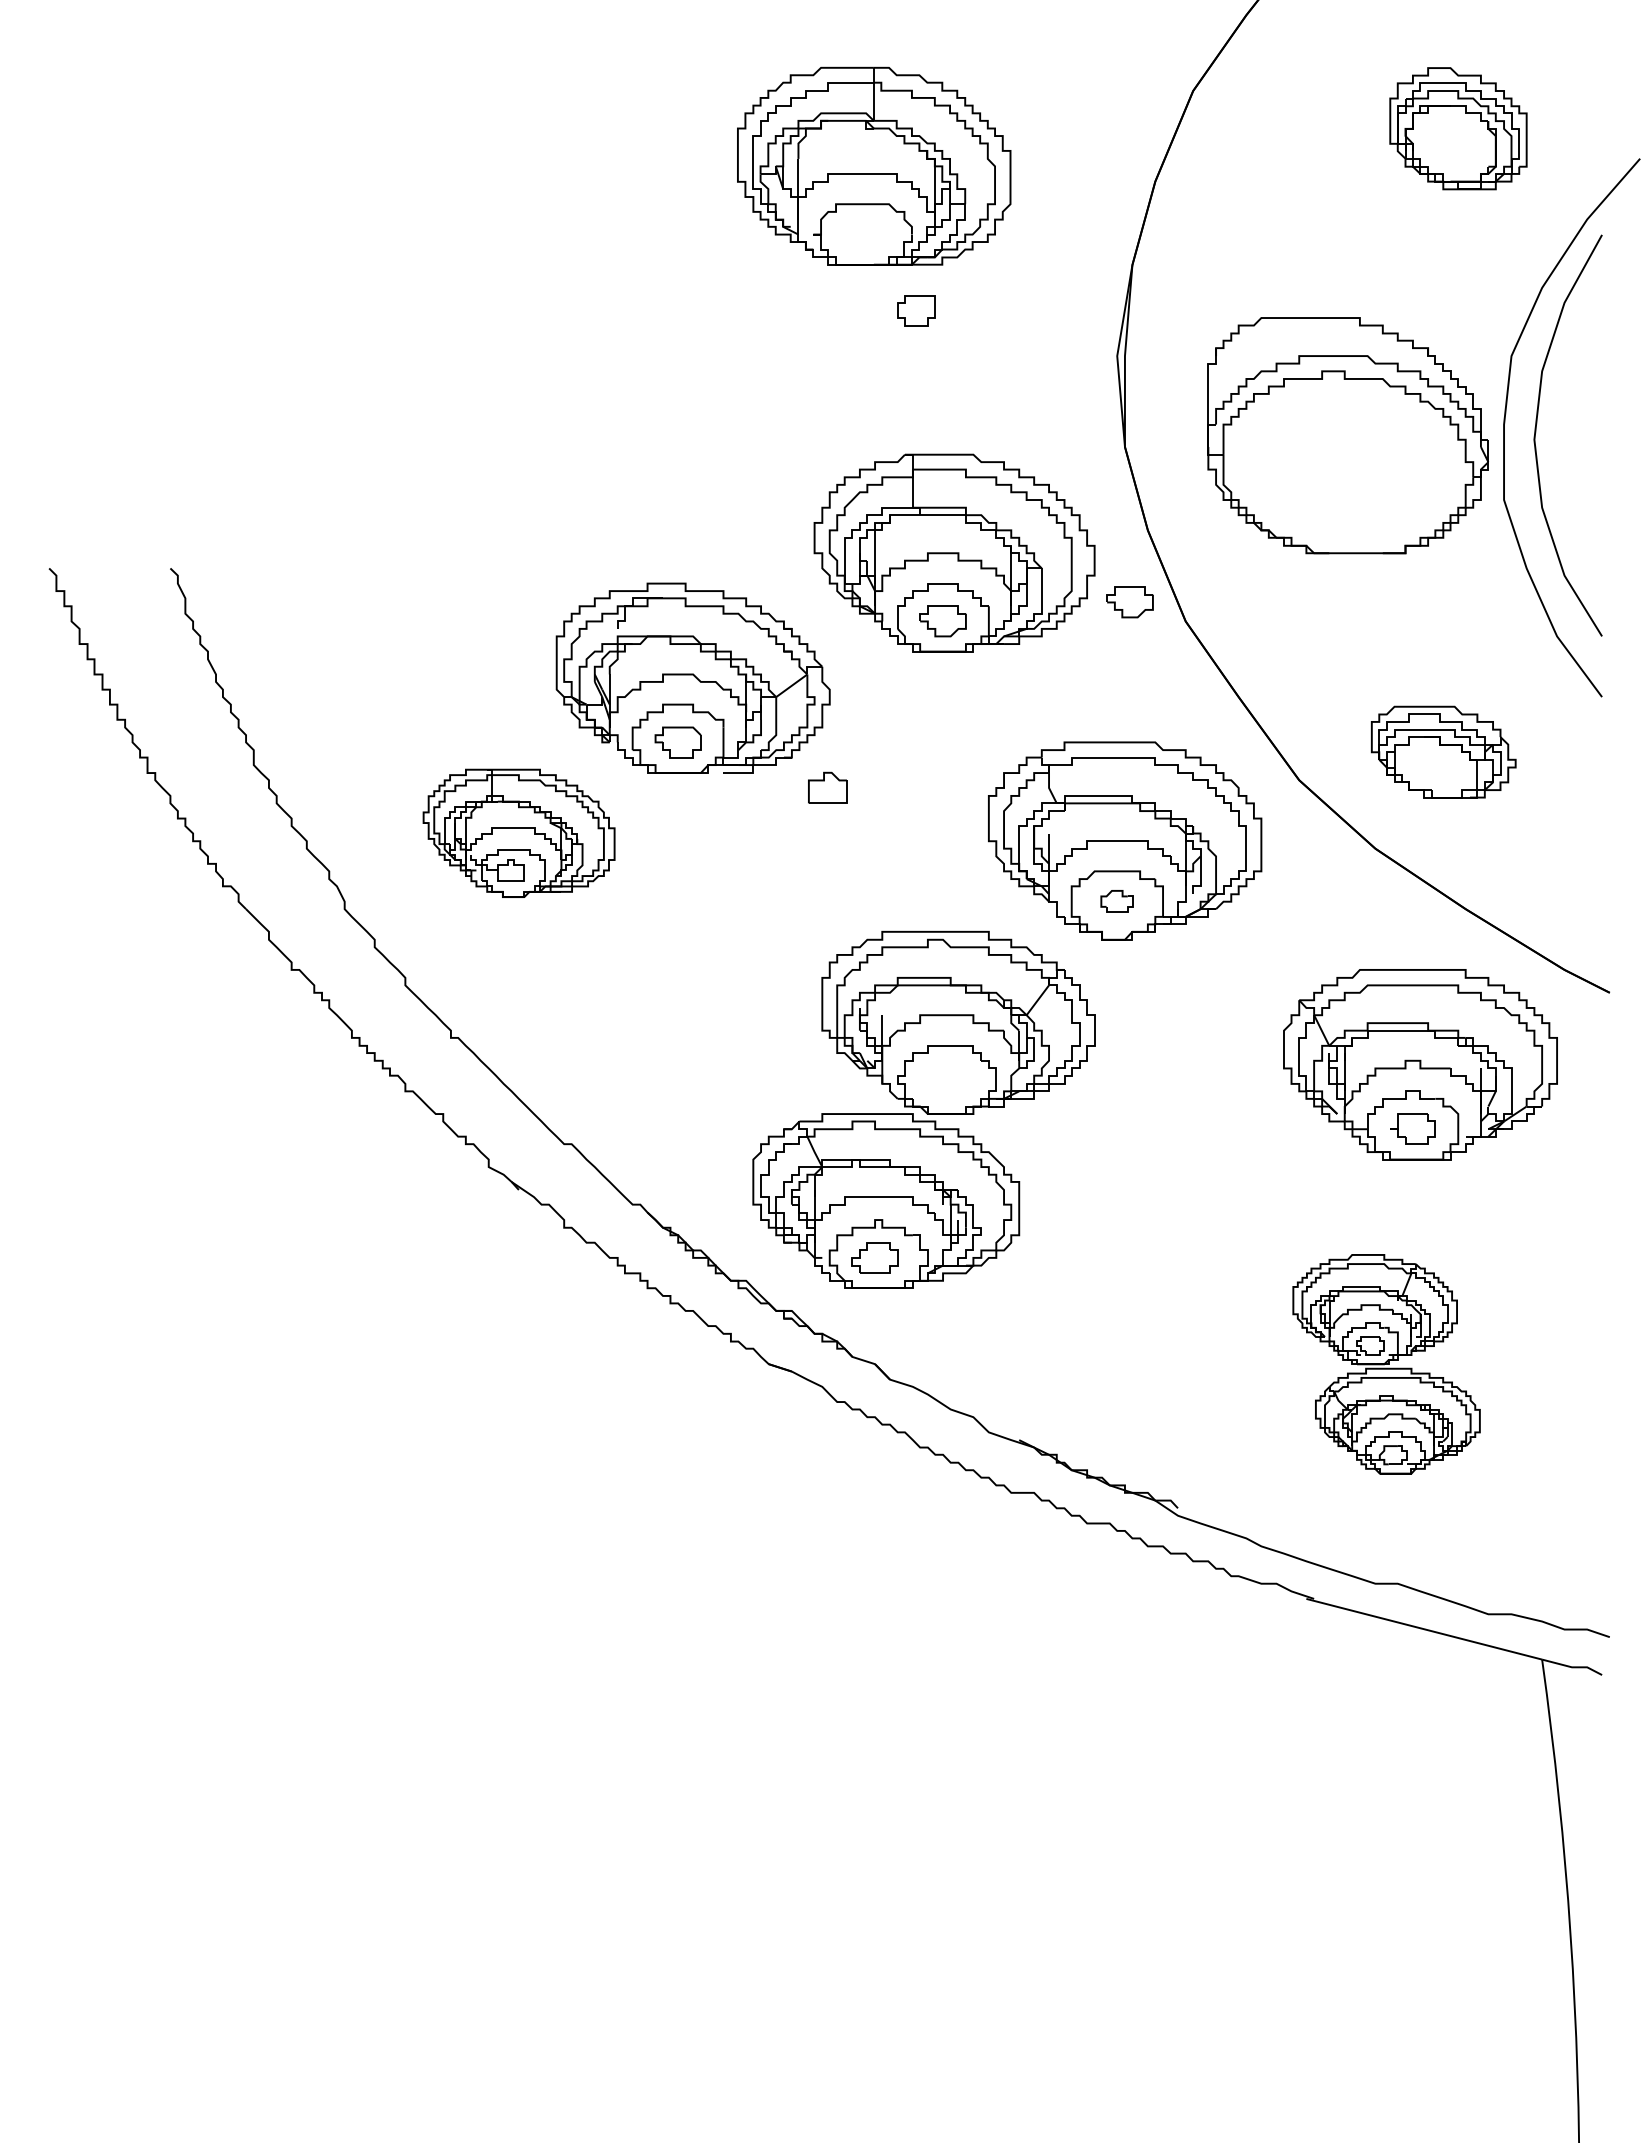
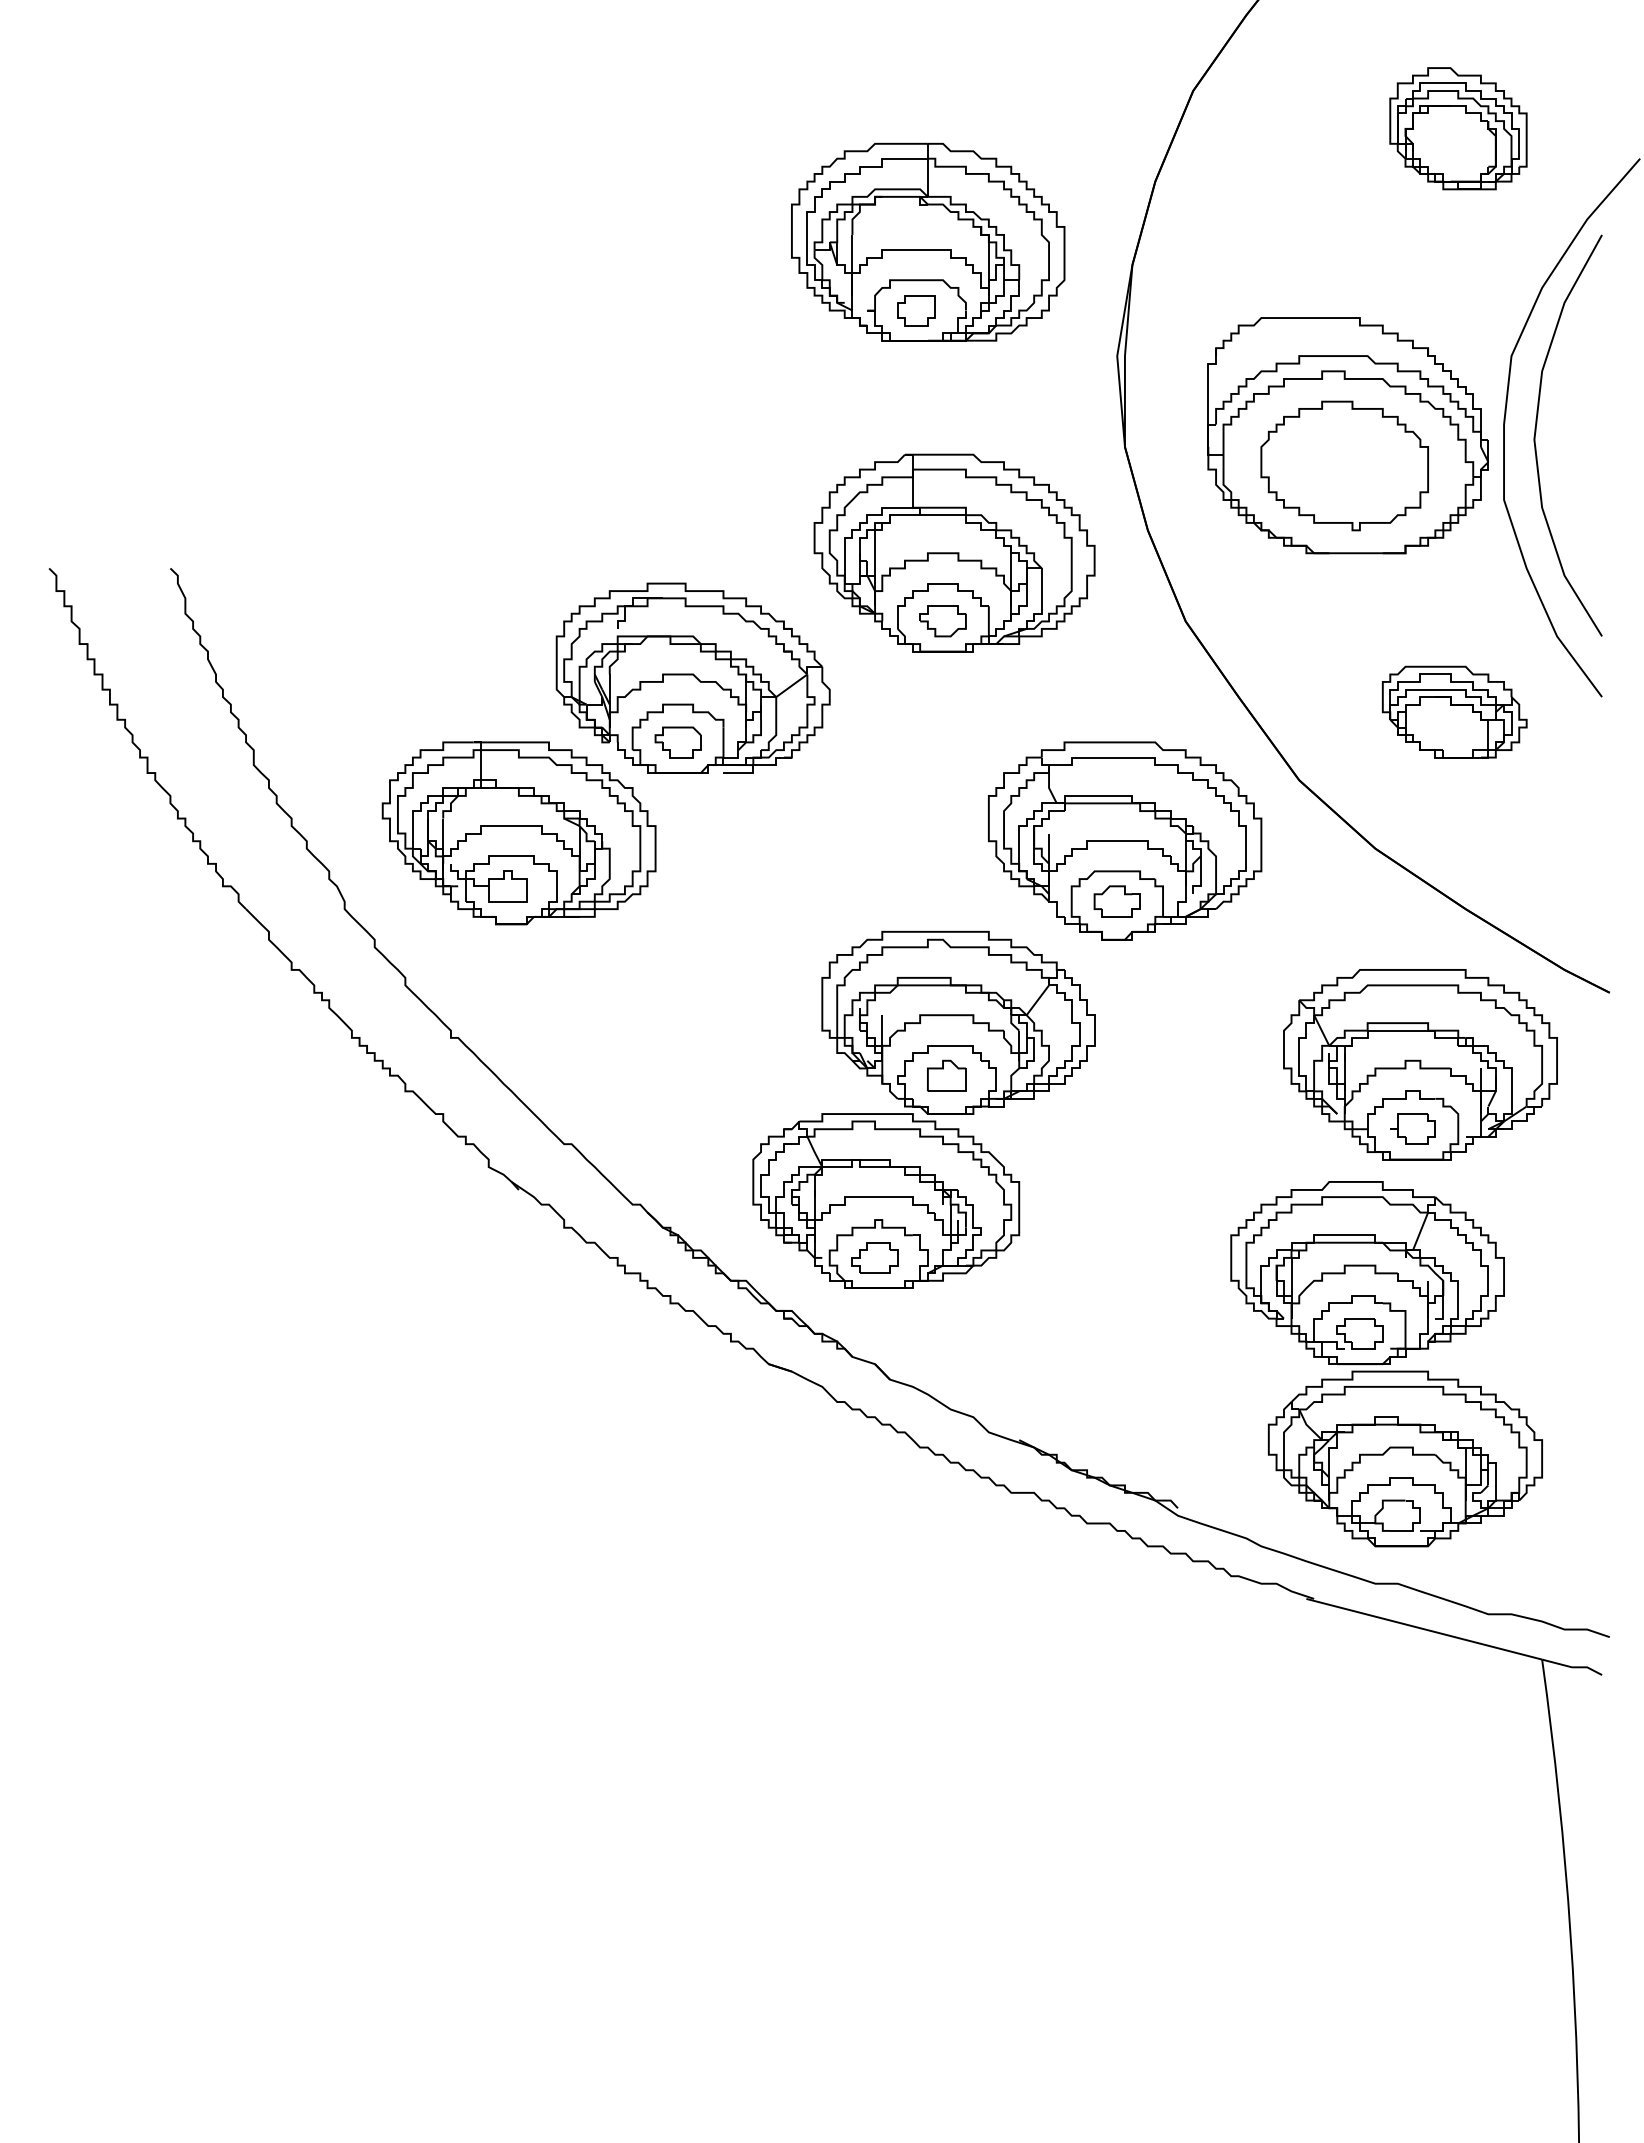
part position: (874, 165) -> (928, 241) (928, 241)
part: none -> present (1344, 465)
part: present -> none (1129, 602)
part position: (1443, 751) -> (1454, 711) (1454, 711)
part position: (827, 787) -> (946, 1075) (946, 1075)
part size: 194x130 px -> 276x185 px (518, 833)
part size: 34x23 px -> 48x33 px (1116, 901)
part size: 189x221 px -> 313x367 px (1386, 1364)
